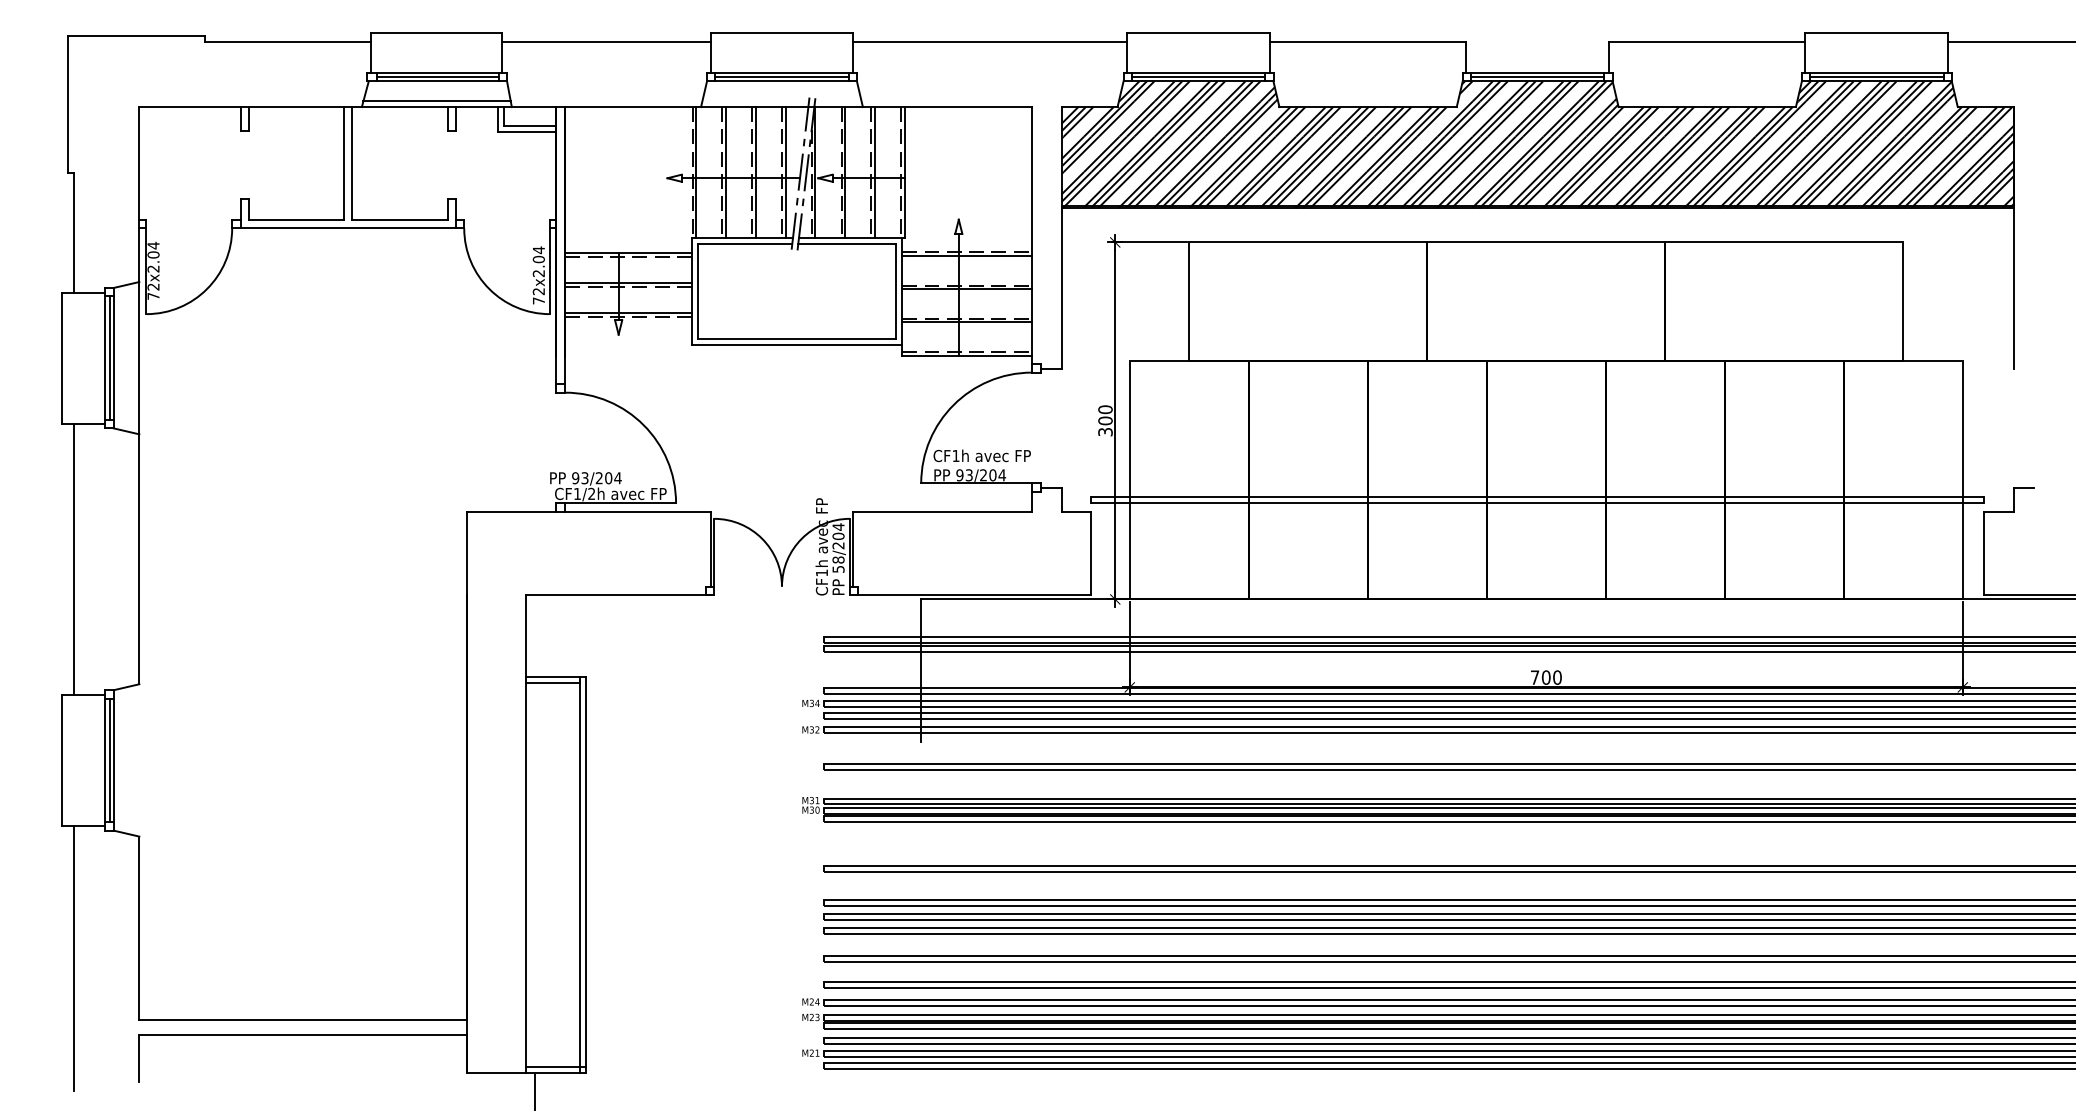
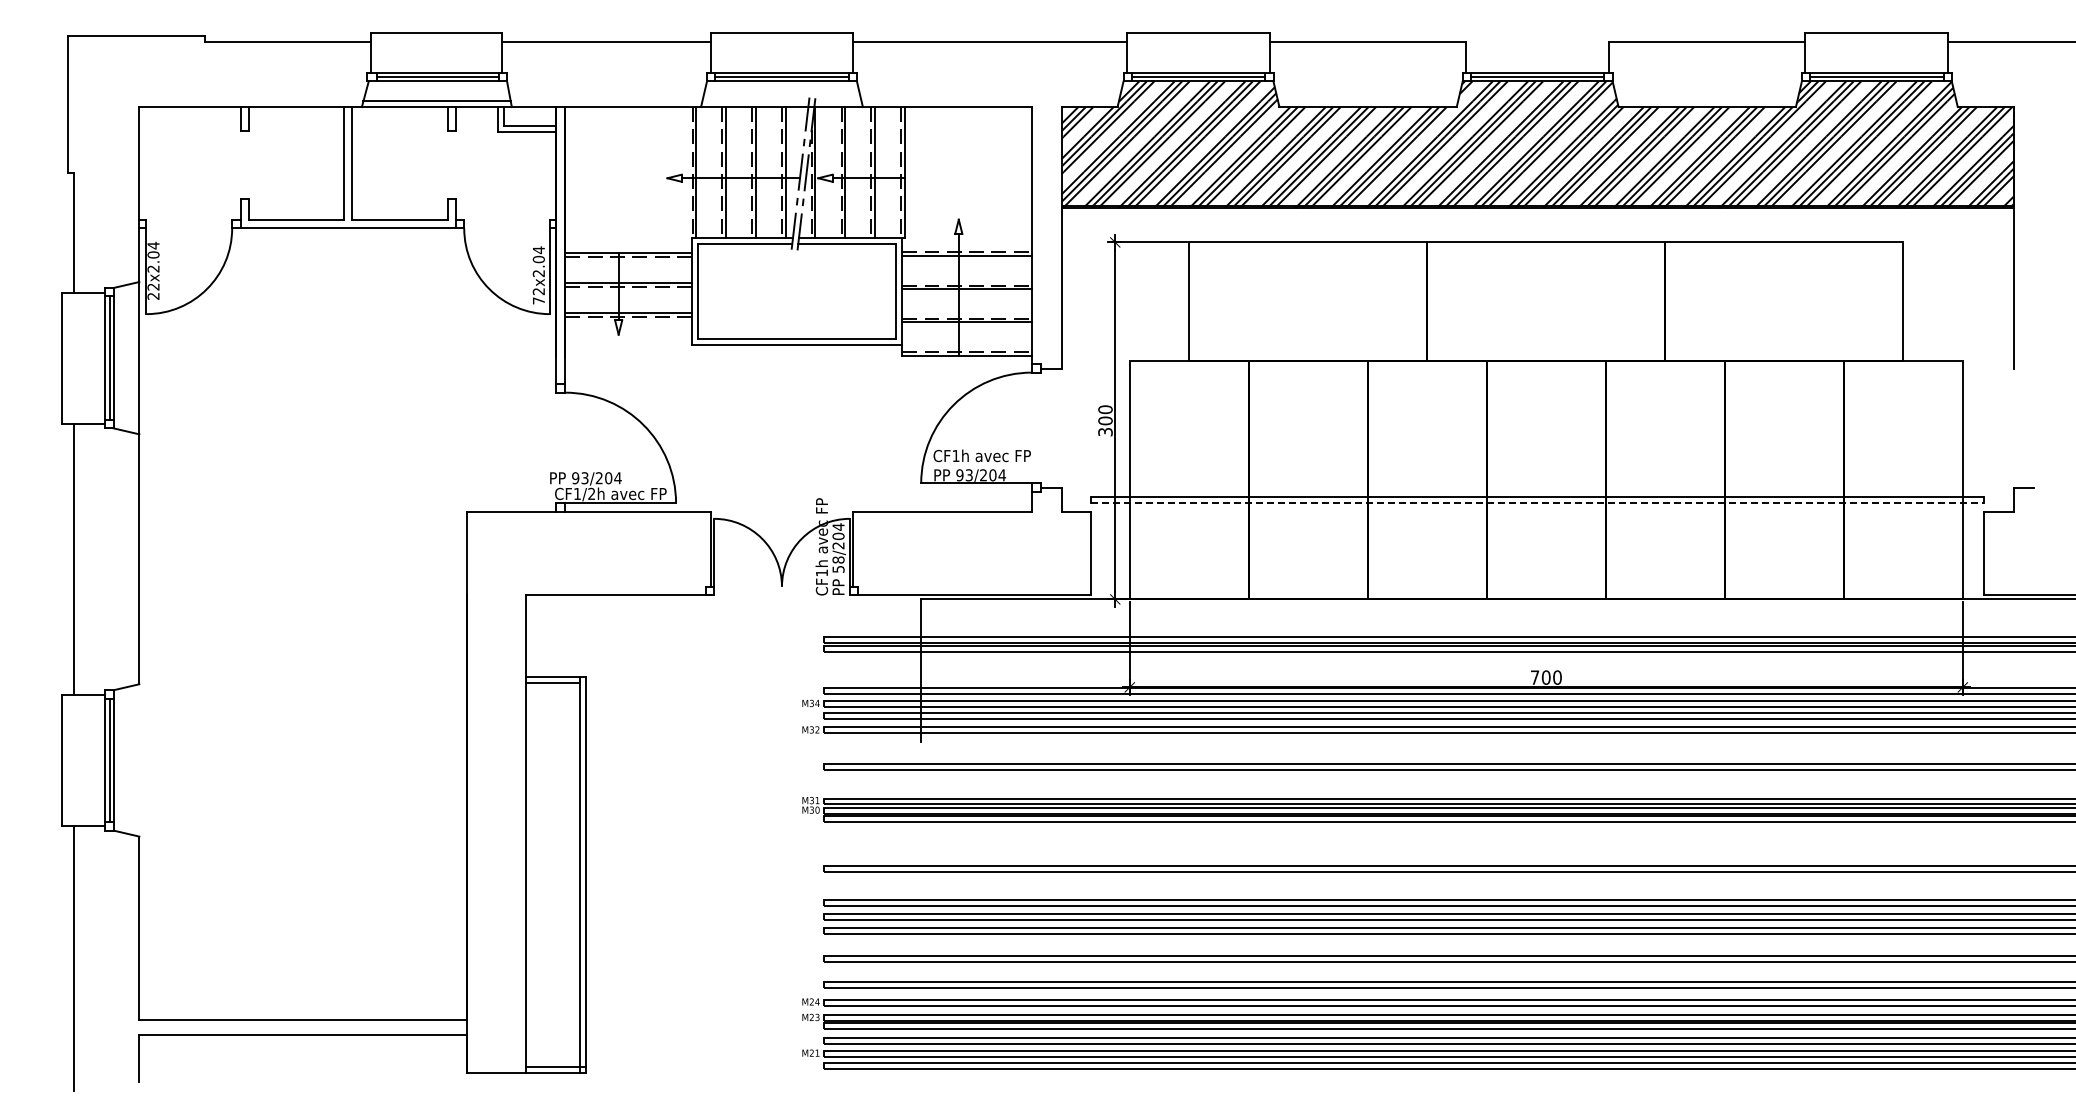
text: 72x2.04 -> 22x2.04 (153, 296)
line: solid -> dashed (1538, 503)
line: present -> none (534, 1090)
